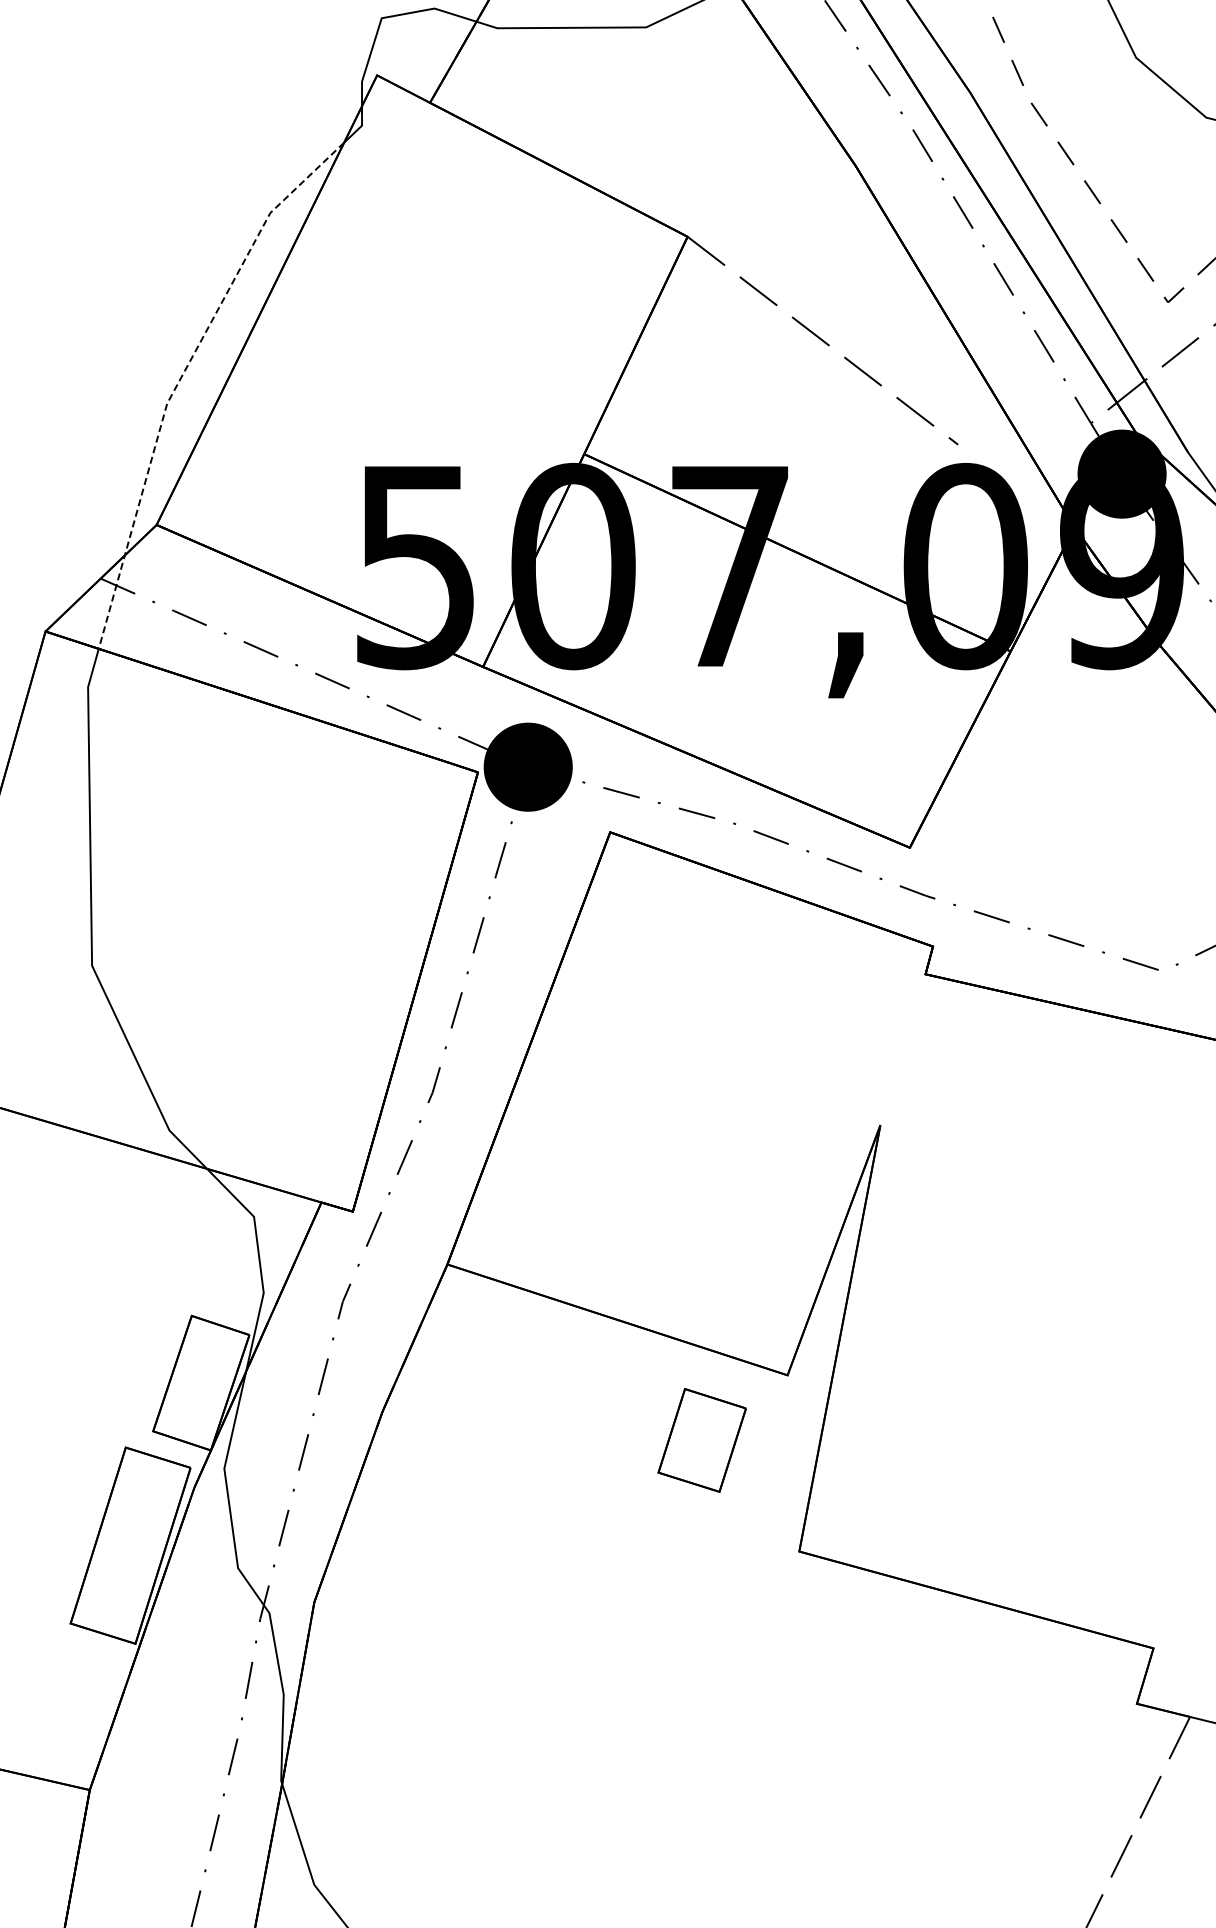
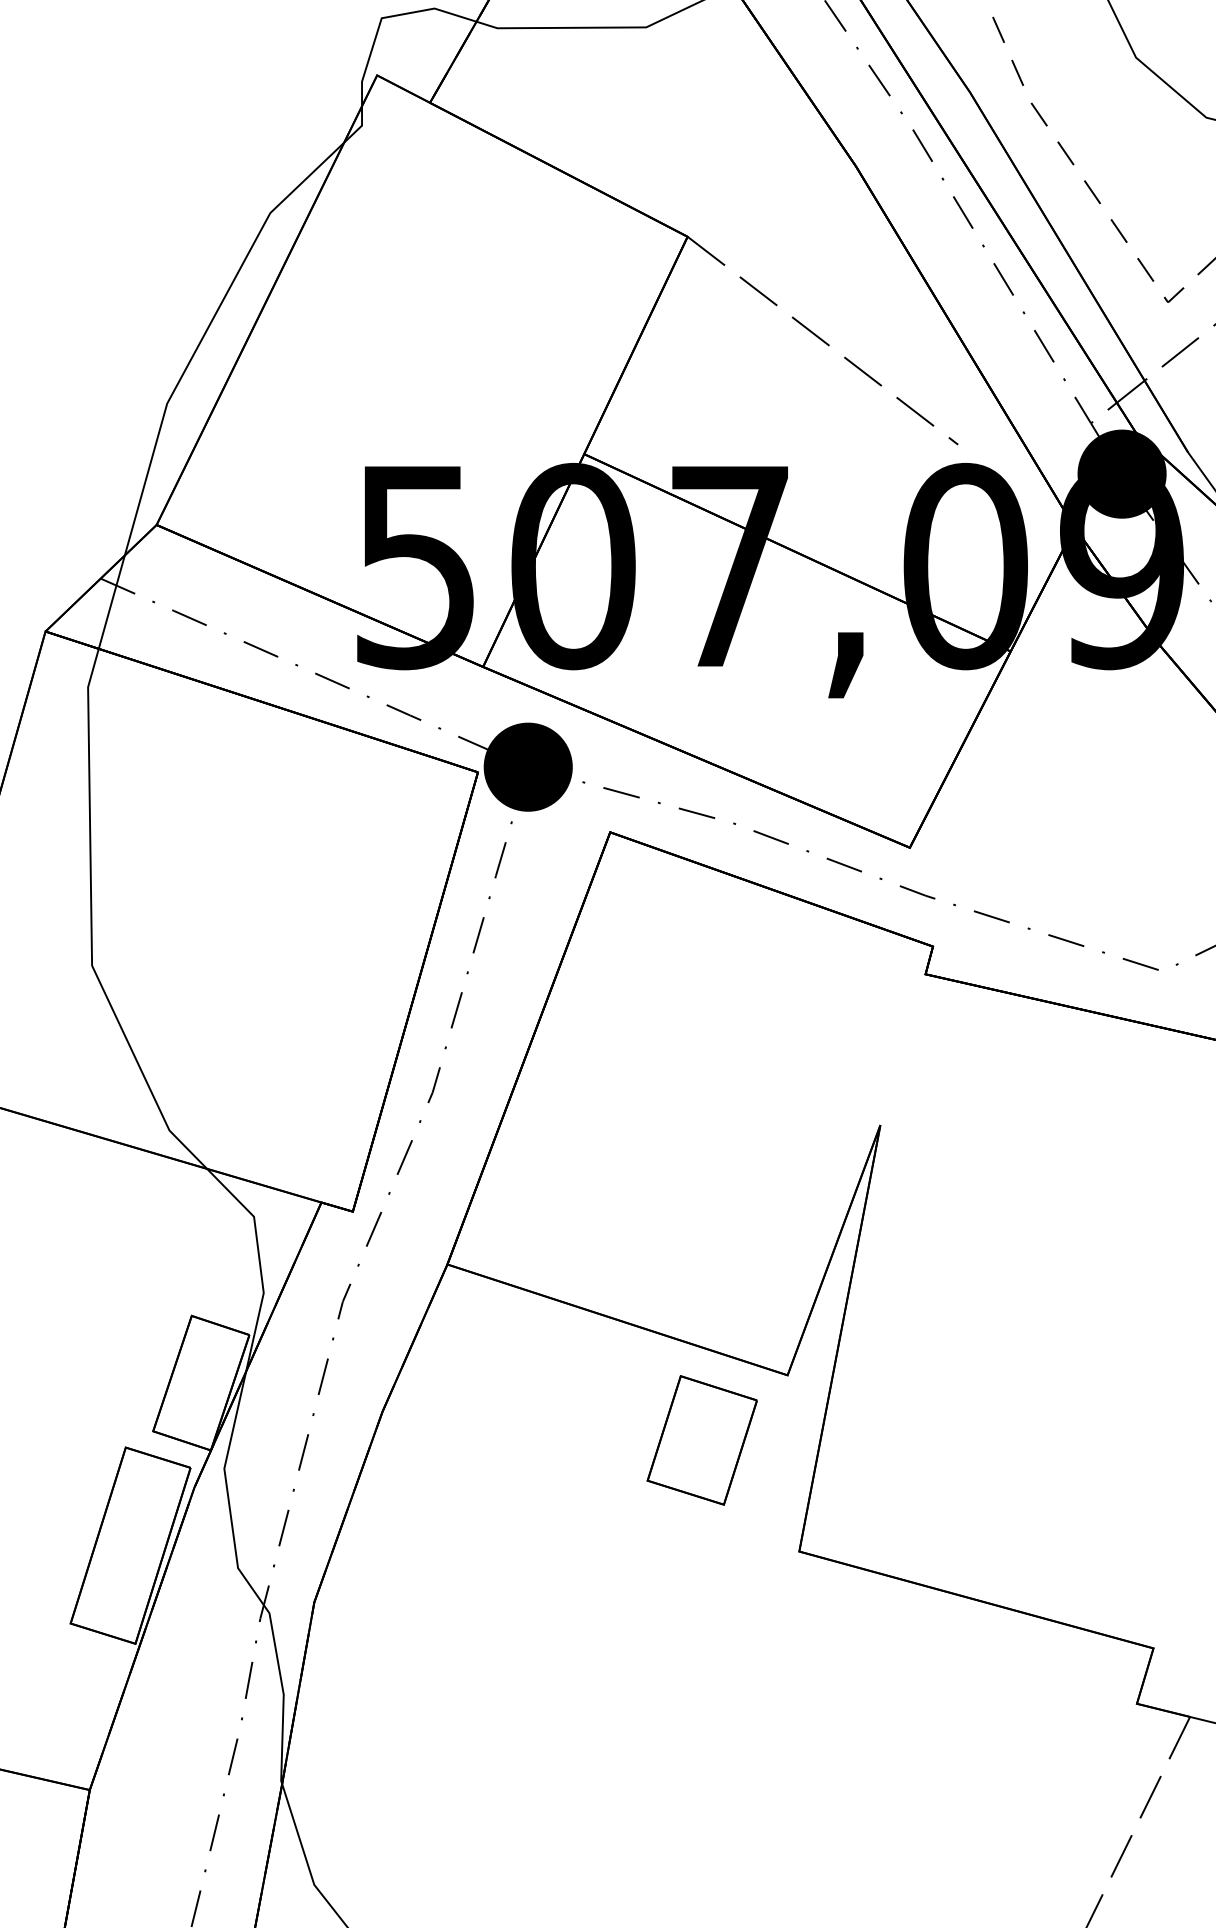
line: dashed -> solid (182, 375)
part size: 90x105 px -> 112x131 px (701, 1440)
